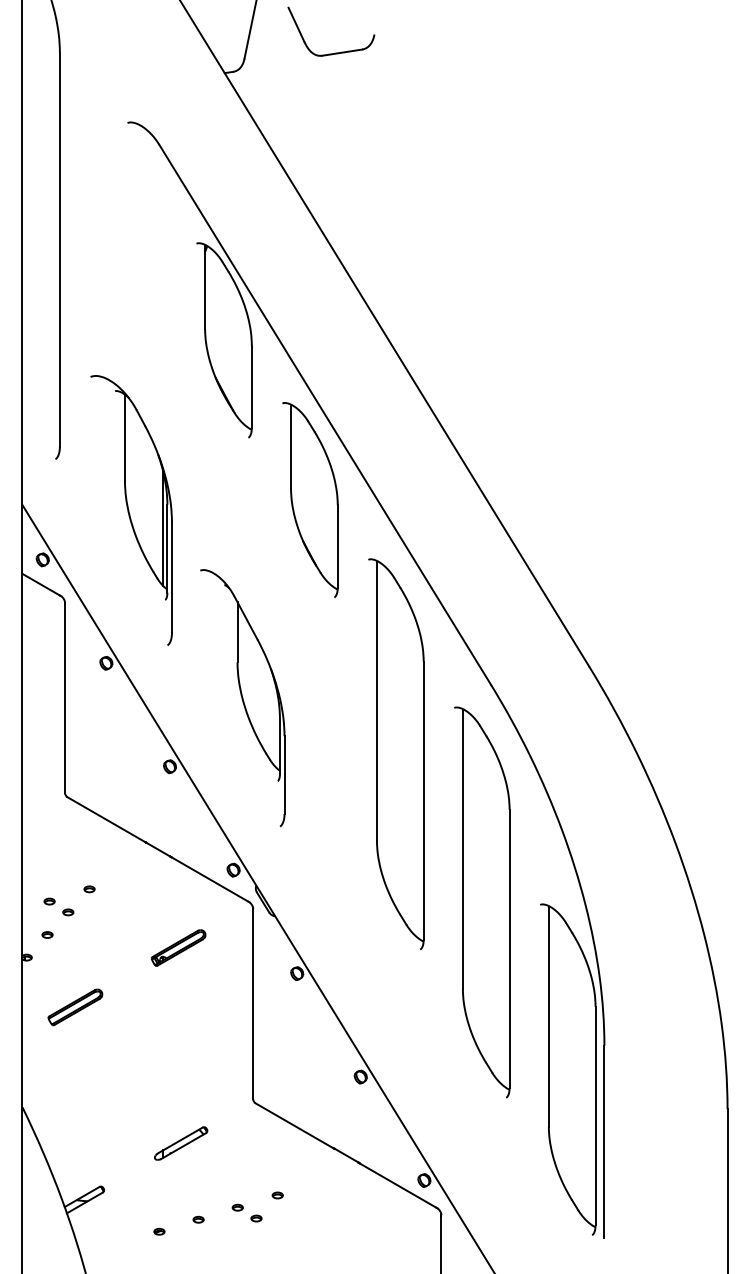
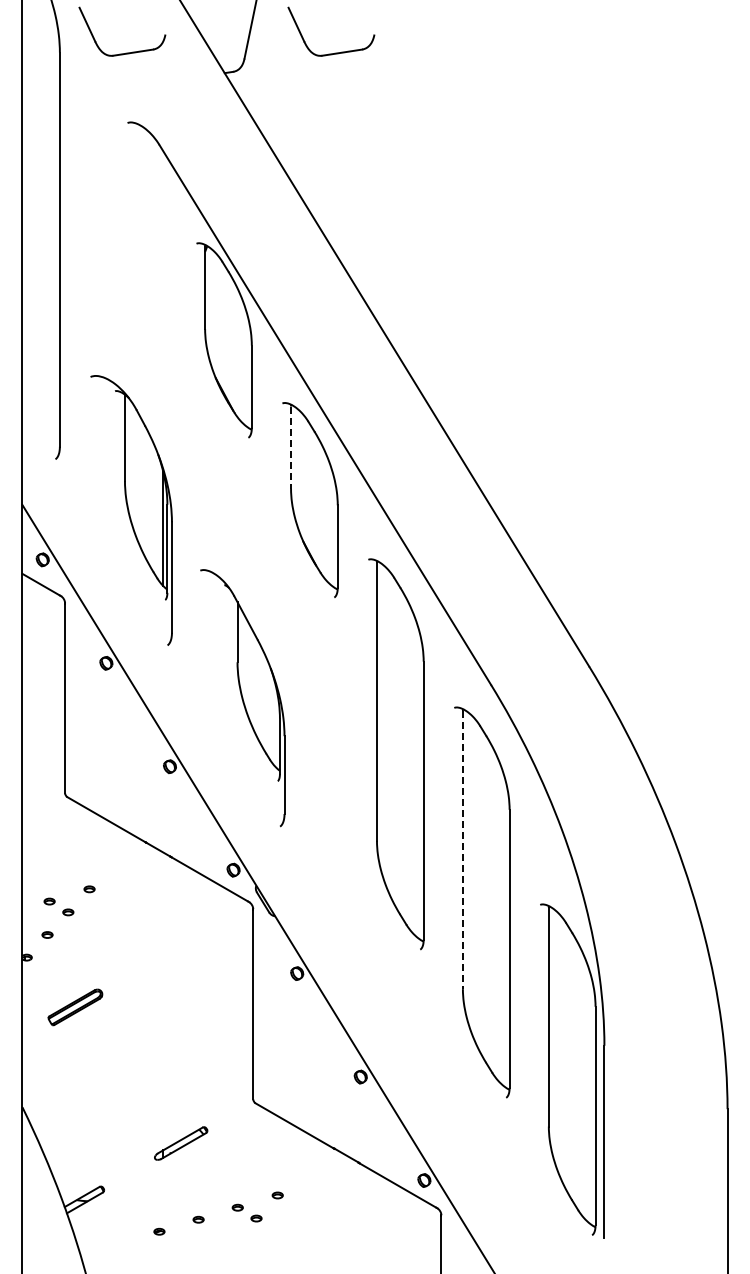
part: none -> present (126, 52)
line: solid -> dashed (291, 448)
line: solid -> dashed (462, 850)
part: present -> none (178, 947)
